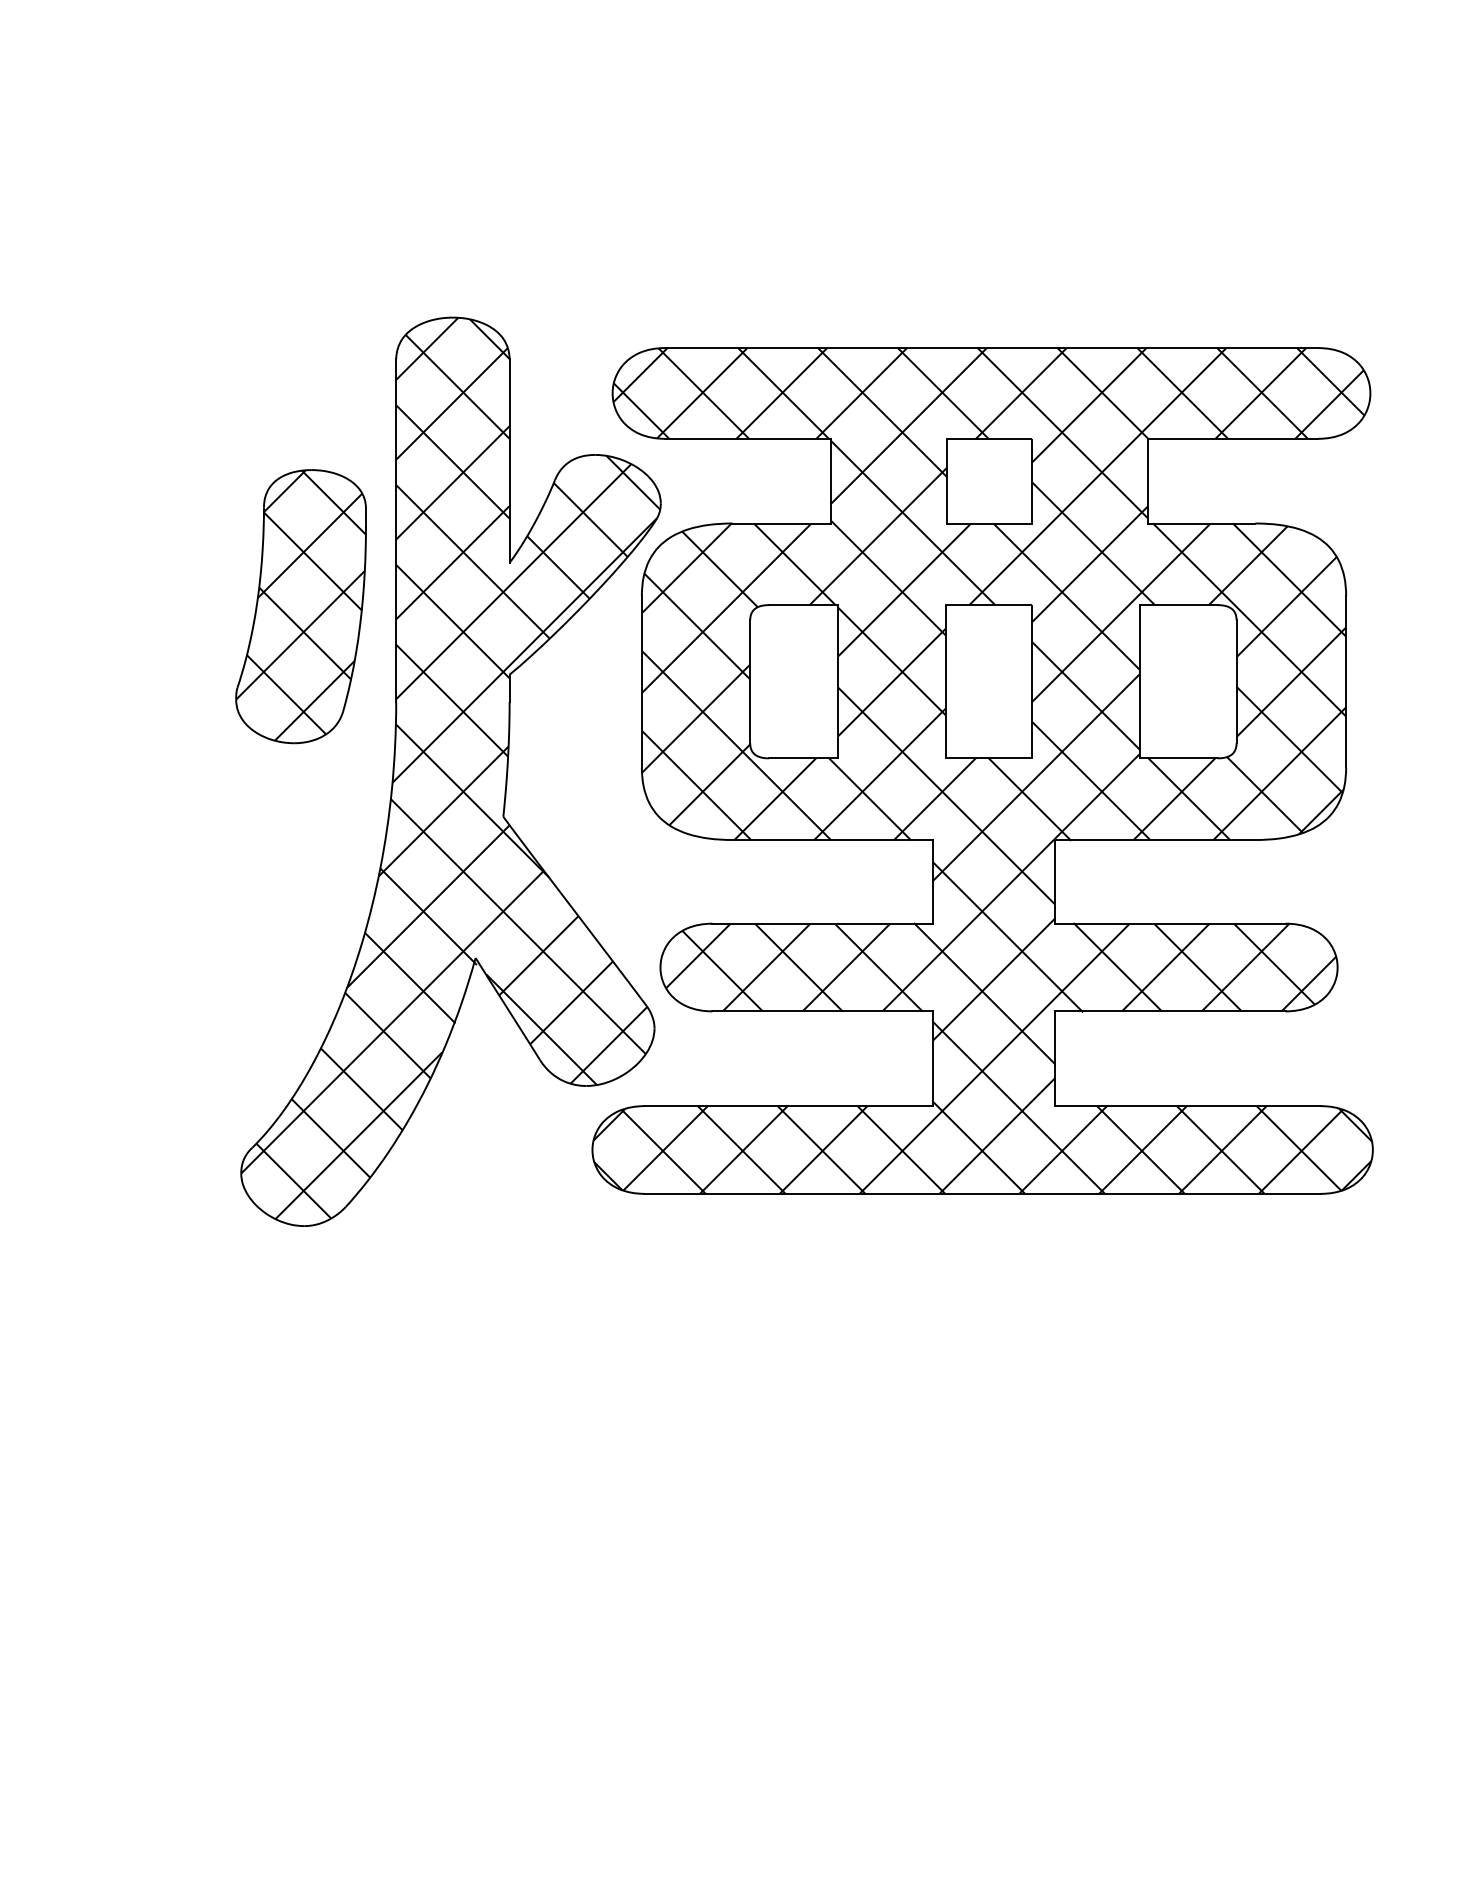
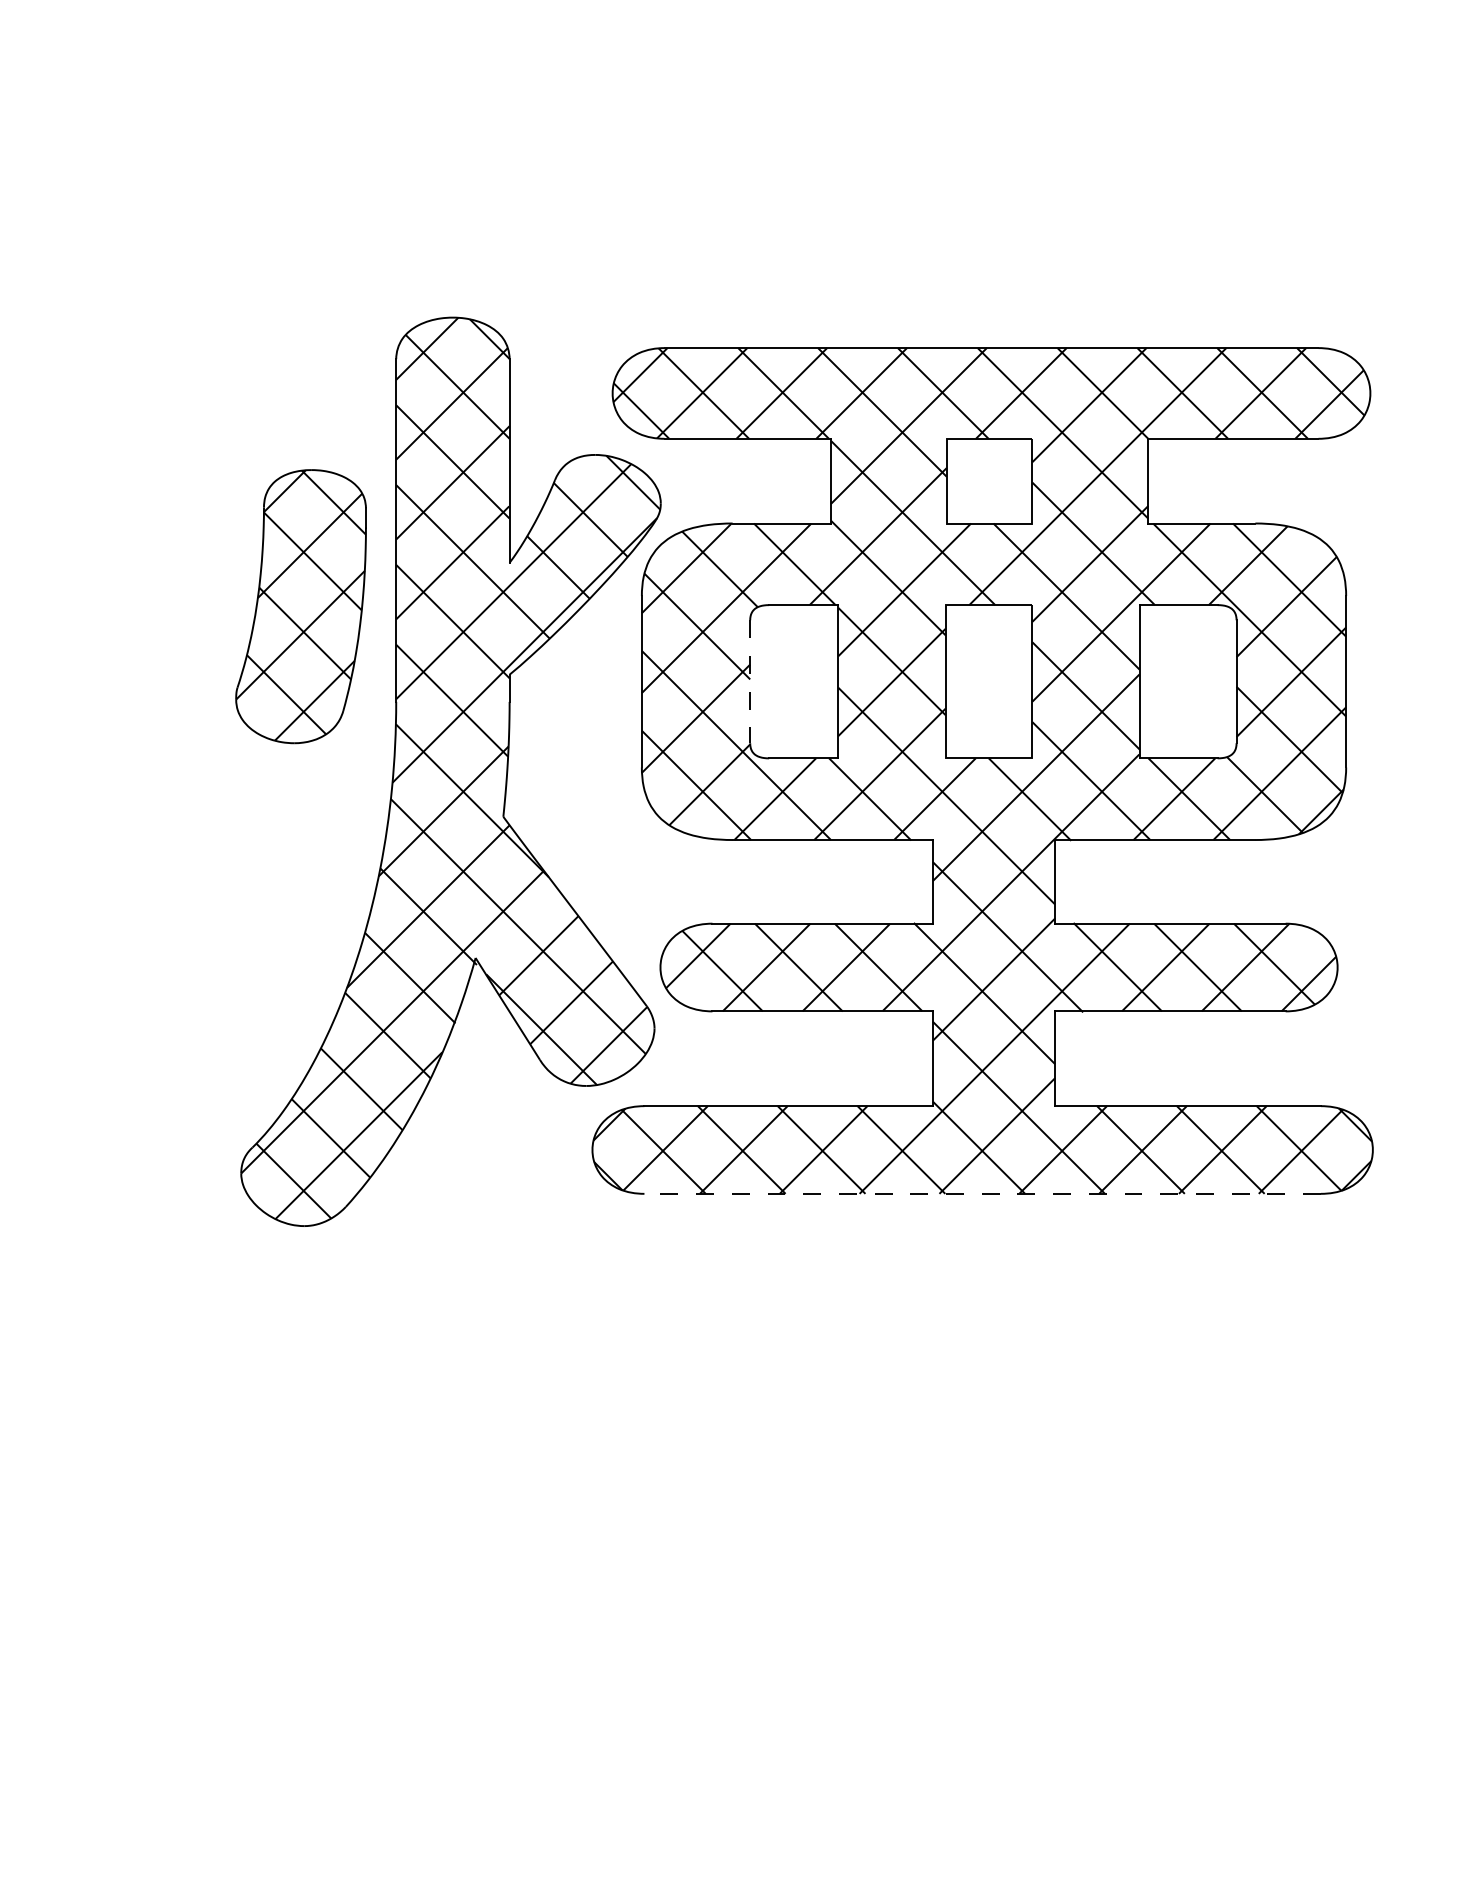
line: solid -> dashed (750, 682)
line: solid -> dashed (982, 1193)
